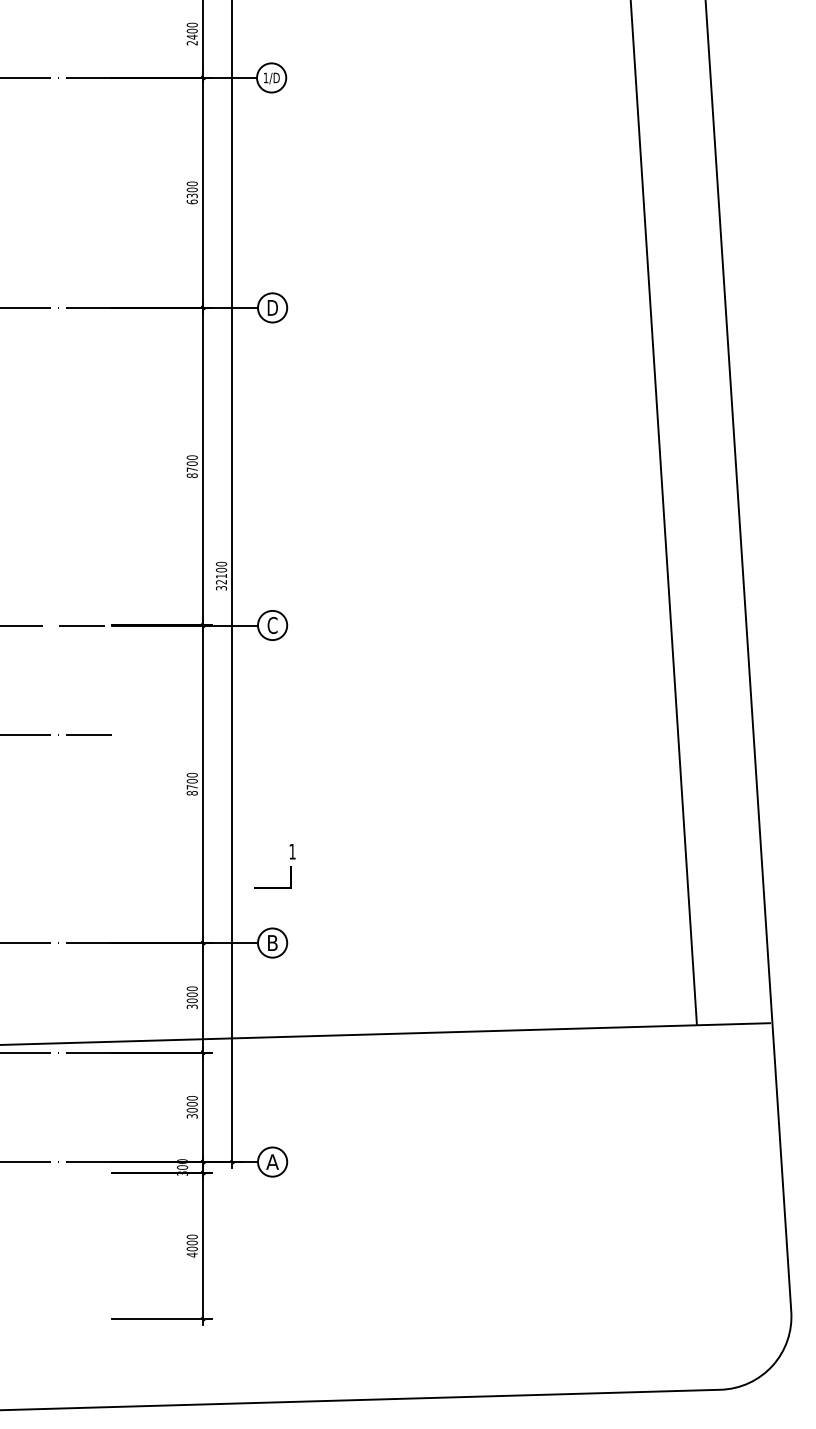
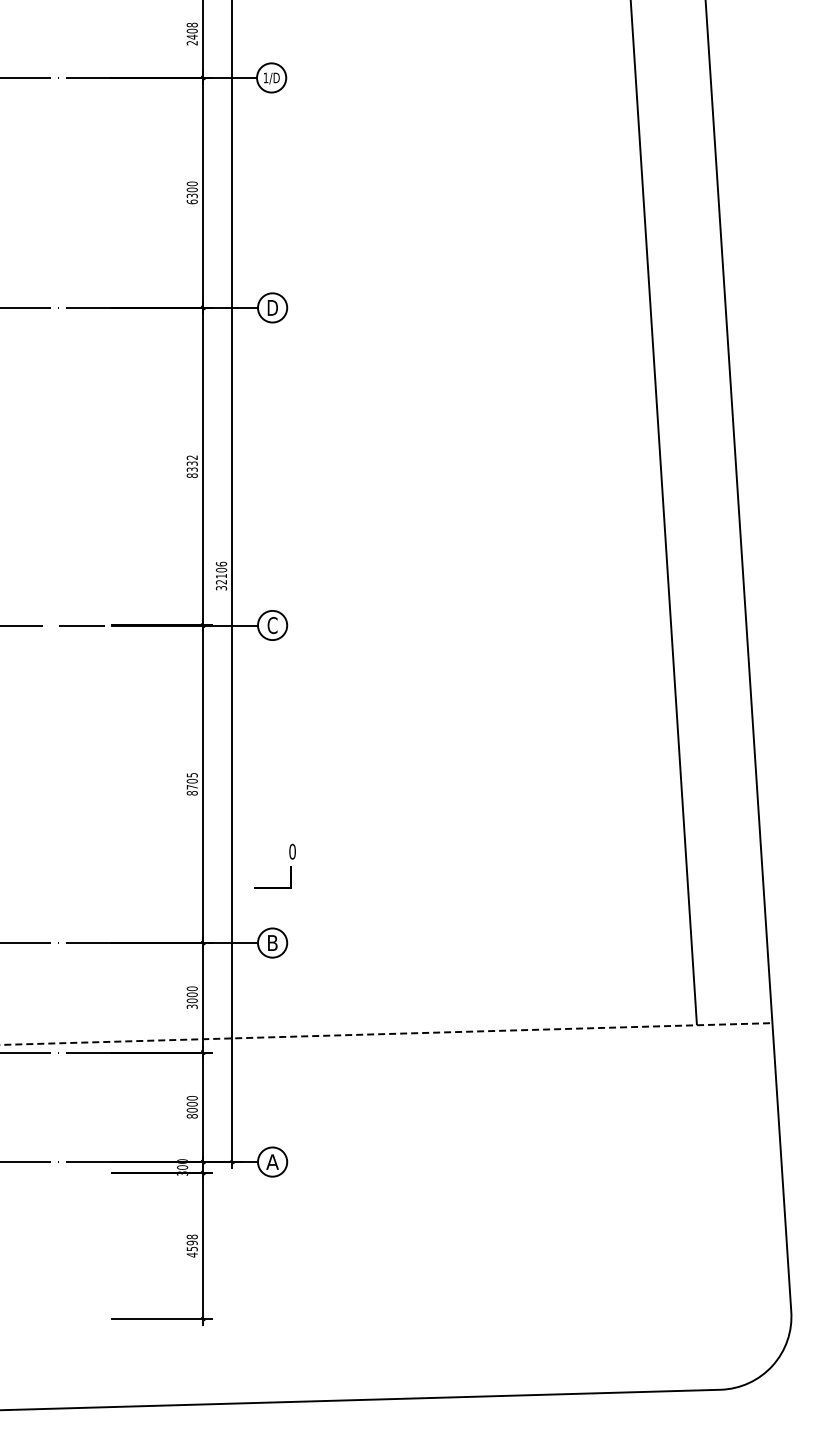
text: 2400 -> 2408 (192, 24)
text: 8700 -> 8332 (191, 463)
text: 32100 -> 32106 (221, 563)
line: present -> none (57, 735)
text: 8700 -> 8705 (191, 774)
text: 1 -> 0 (292, 851)
line: solid -> dashed (385, 1034)
text: 3000 -> 8000 (191, 1116)
text: 4000 -> 4598 (191, 1242)
